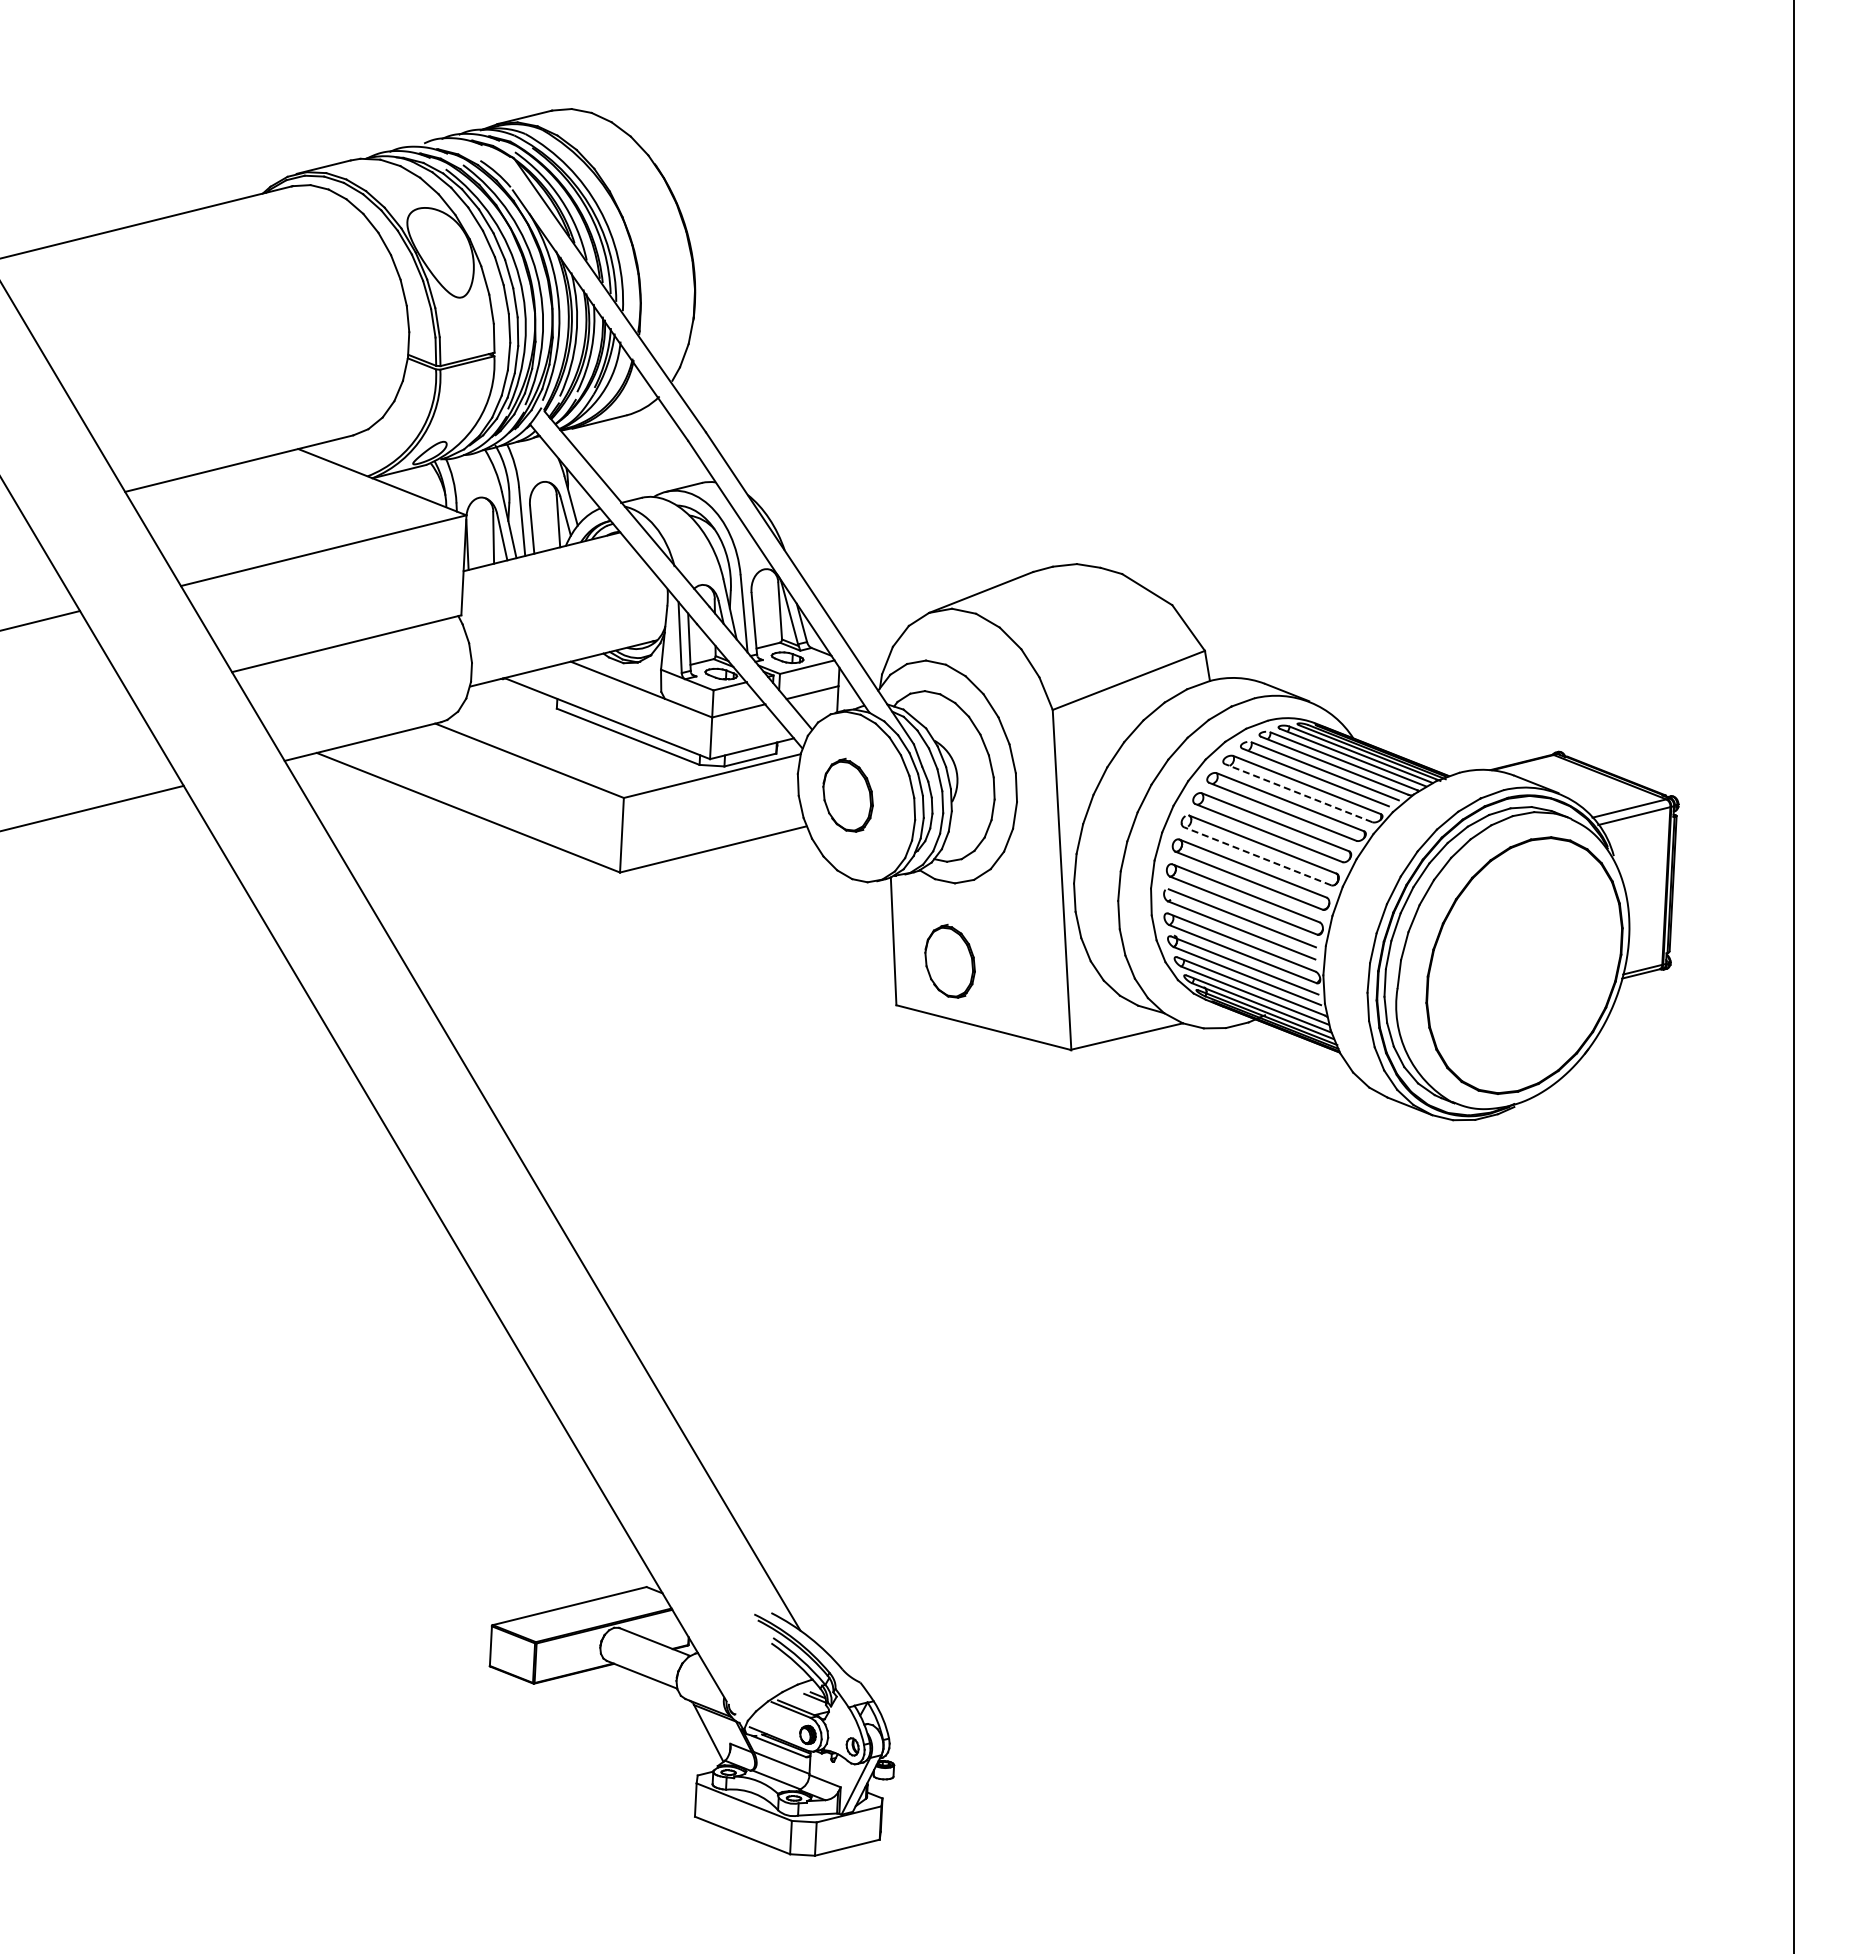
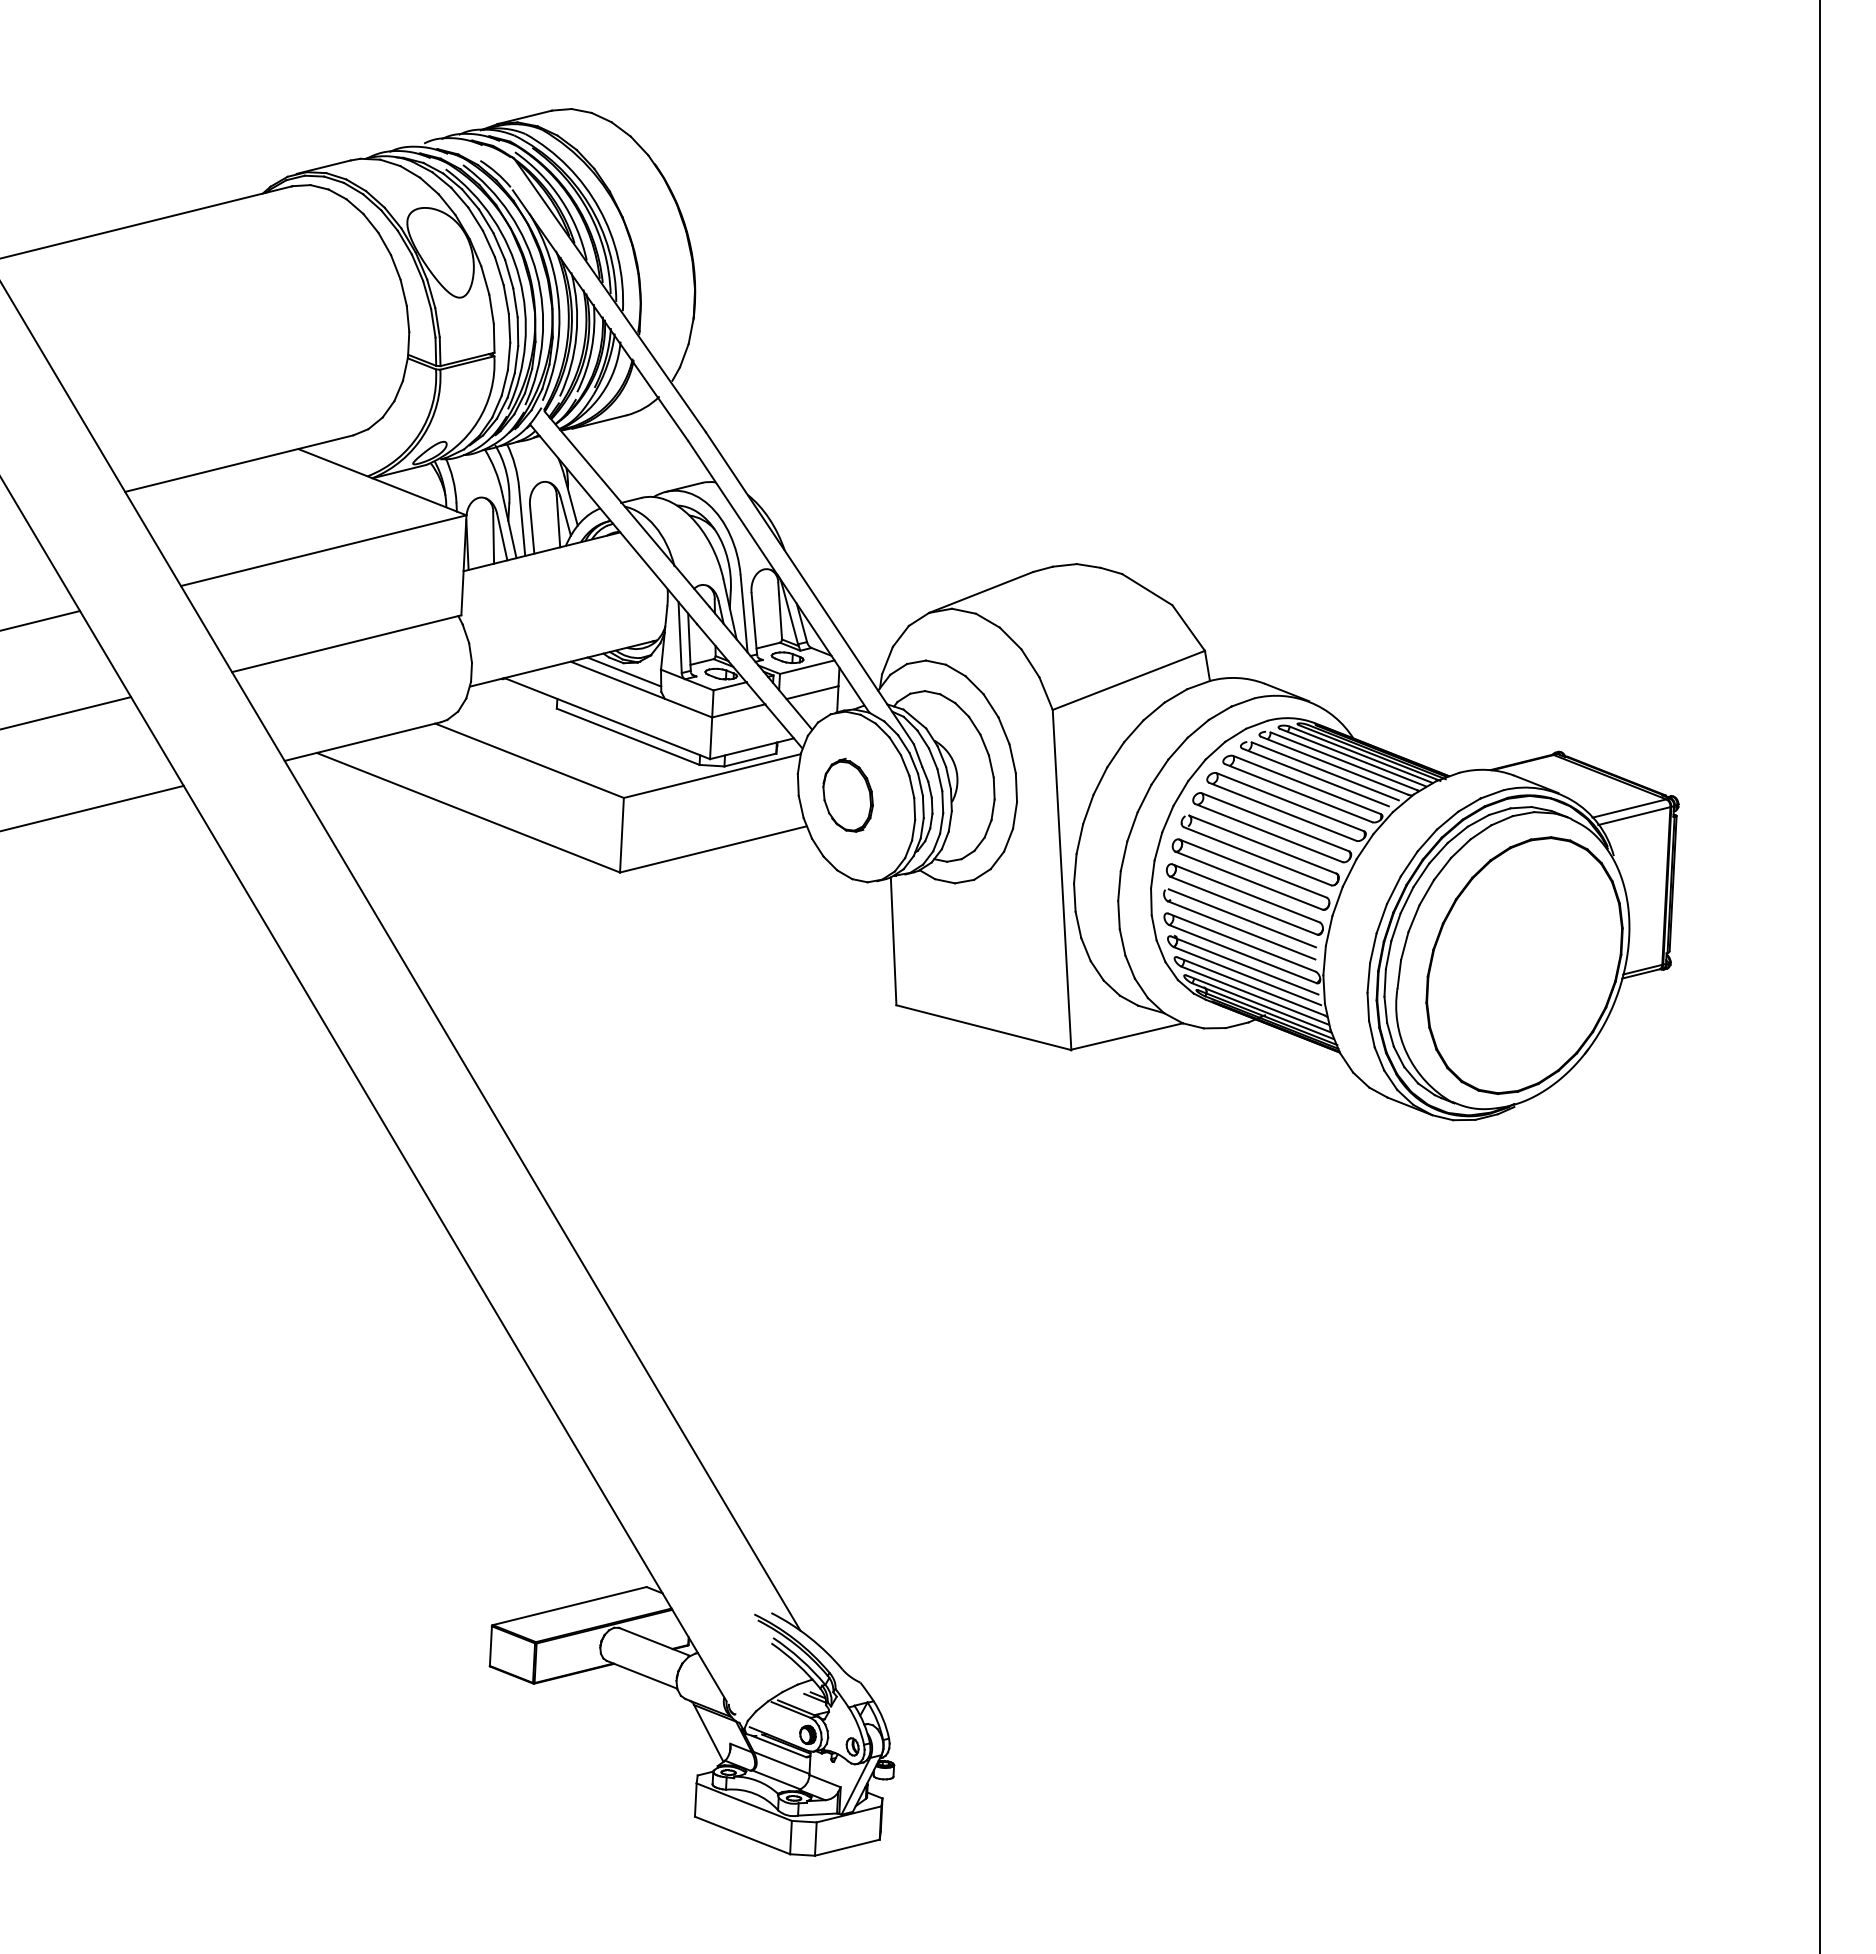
line: none -> present (624, 671)
line: none -> present (66, 712)
line: dashed -> solid (1298, 792)
line: dashed -> solid (1257, 856)
part: present -> none (949, 960)
line position: (1793, 976) -> (1819, 976) (1819, 976)
